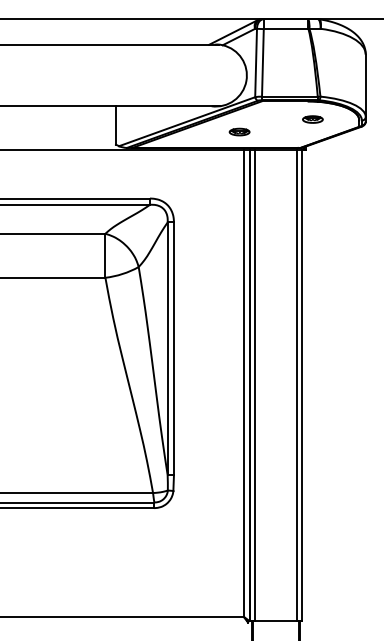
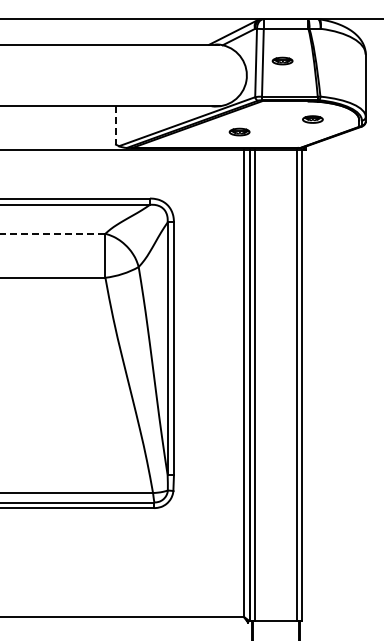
part: none -> present (282, 60)
line: solid -> dashed (115, 125)
line: solid -> dashed (52, 233)
